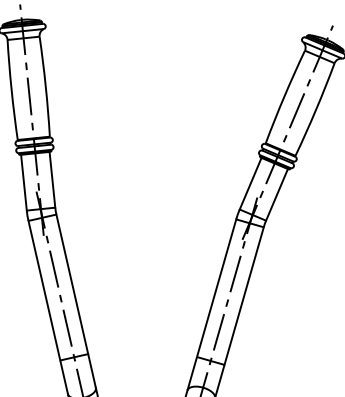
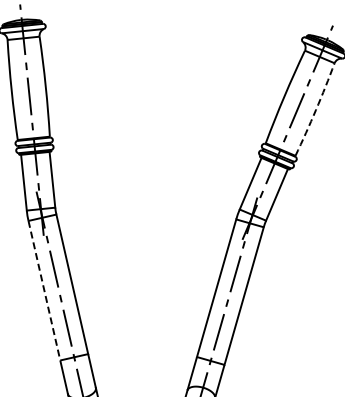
arc: solid -> dashed (316, 109)
line: solid -> dashed (44, 290)
